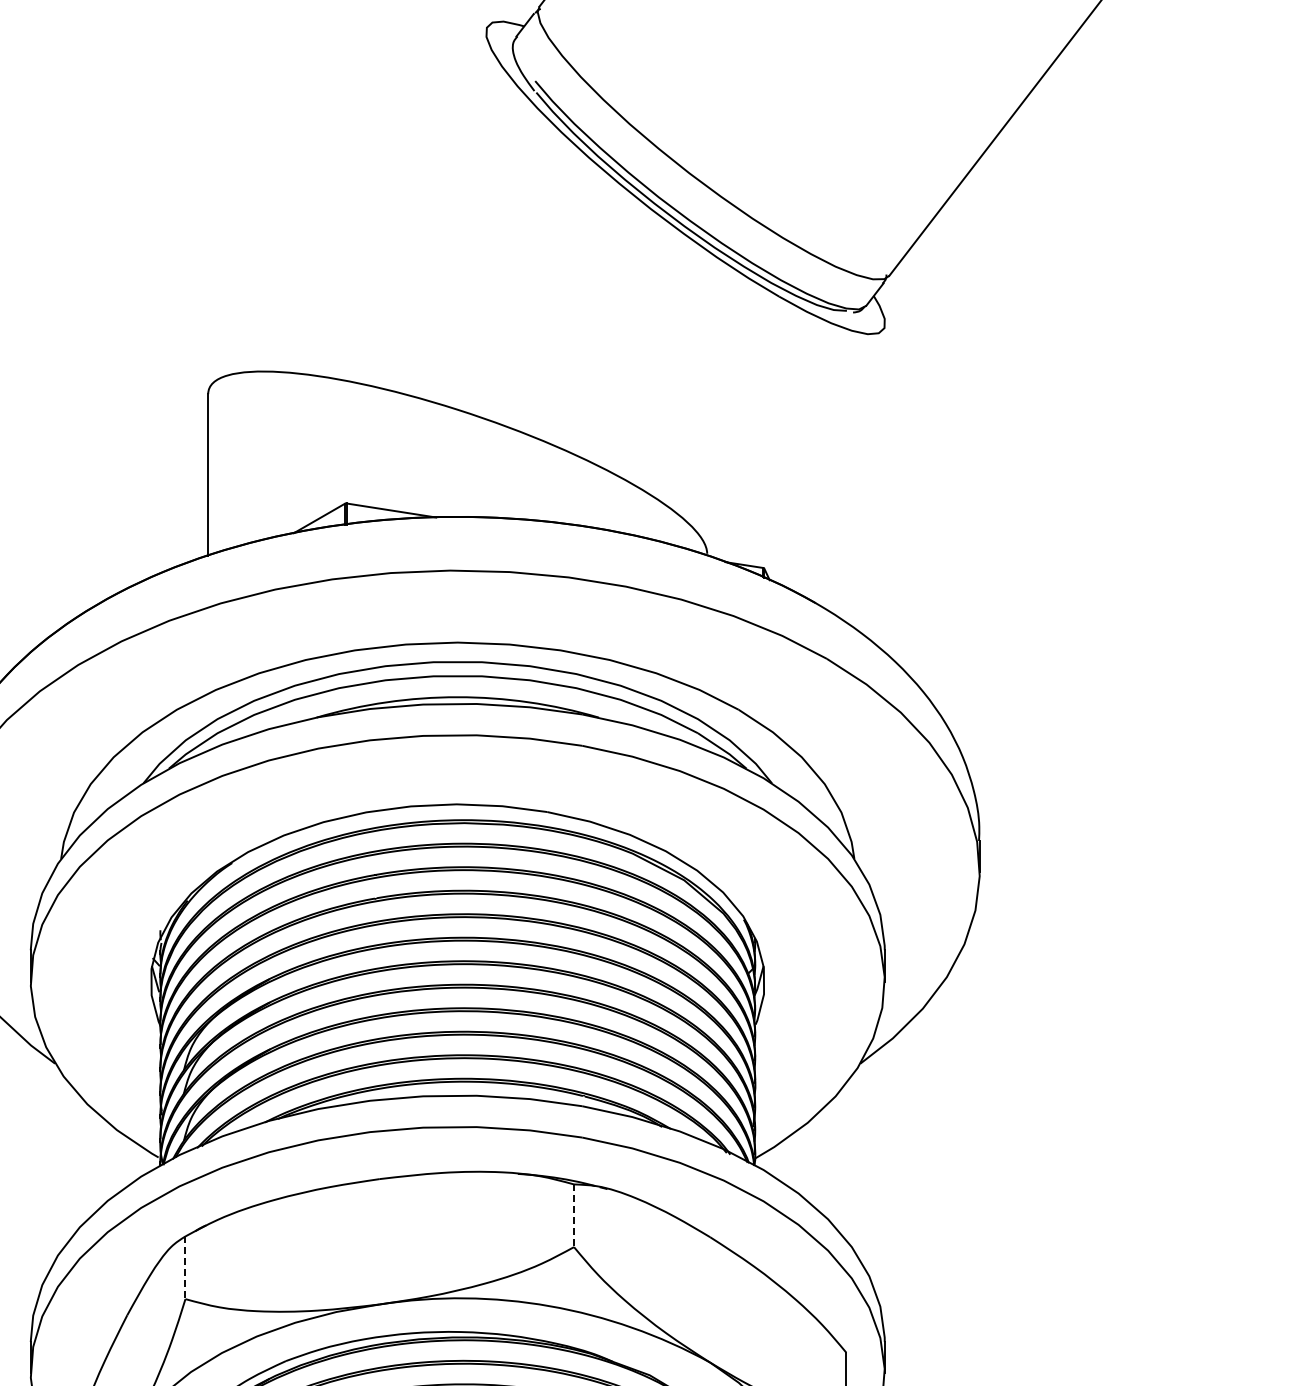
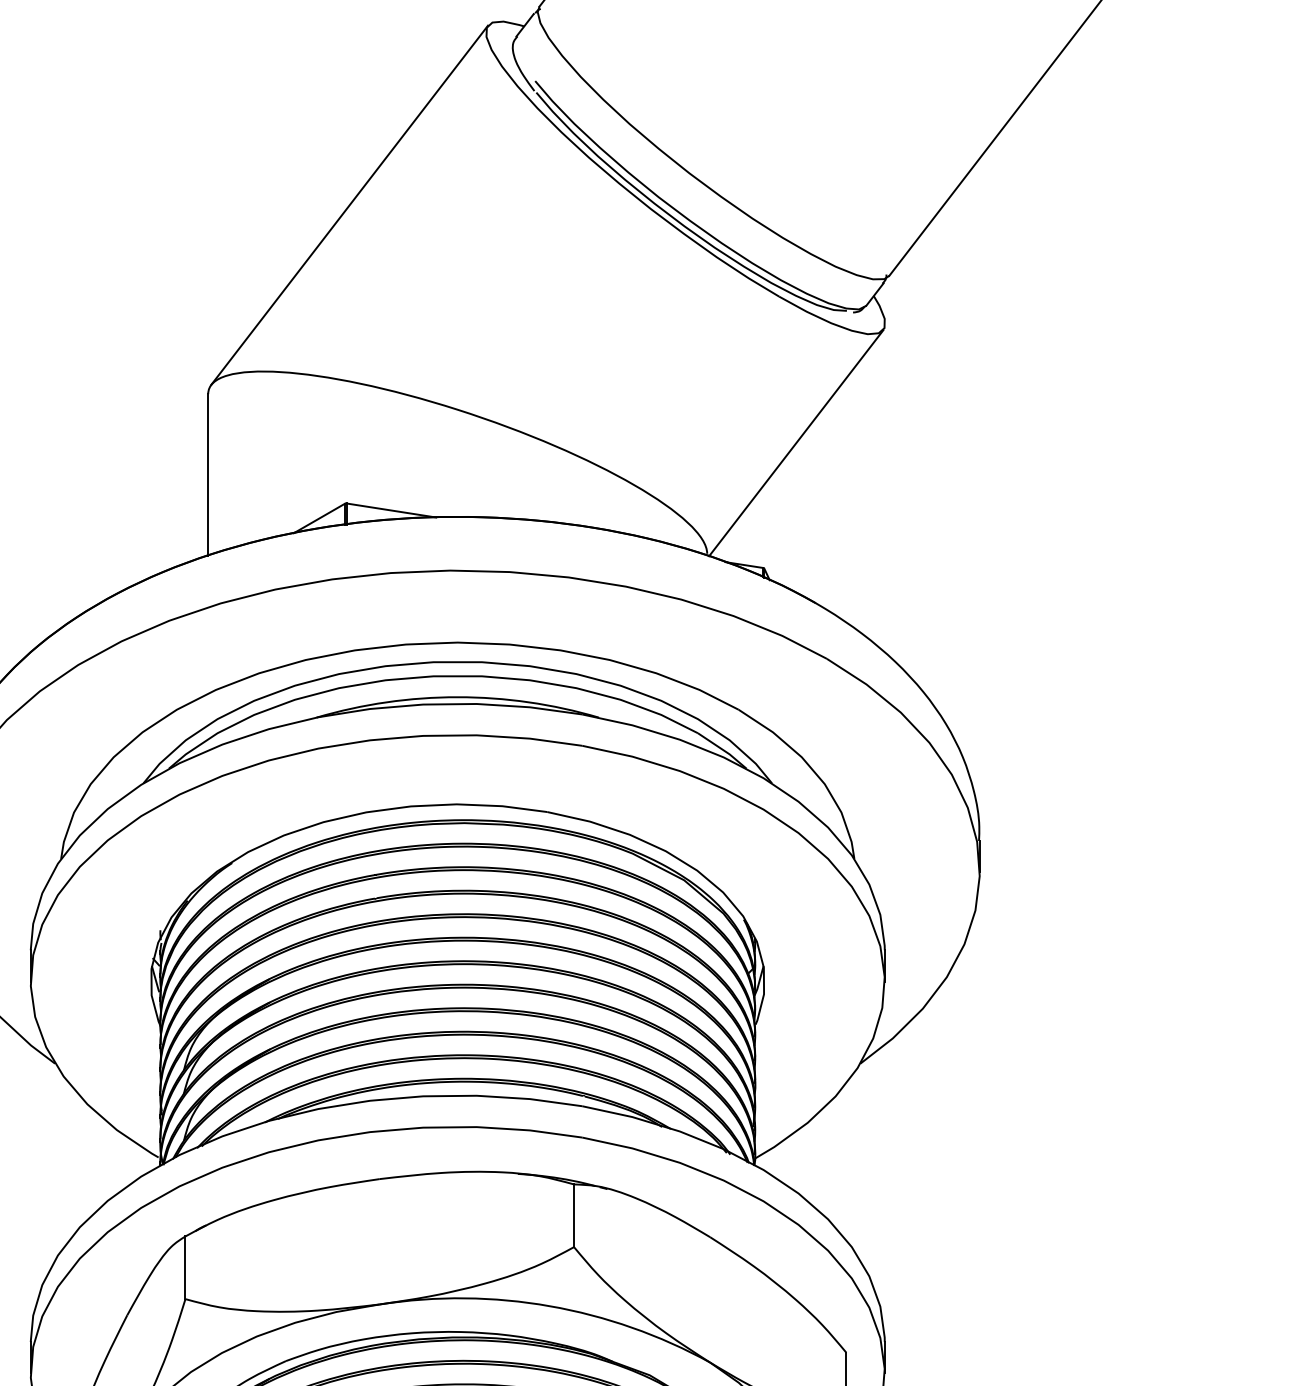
line: none -> present (349, 204)
line: none -> present (796, 443)
line: dashed -> solid (574, 1216)
line: dashed -> solid (185, 1268)
